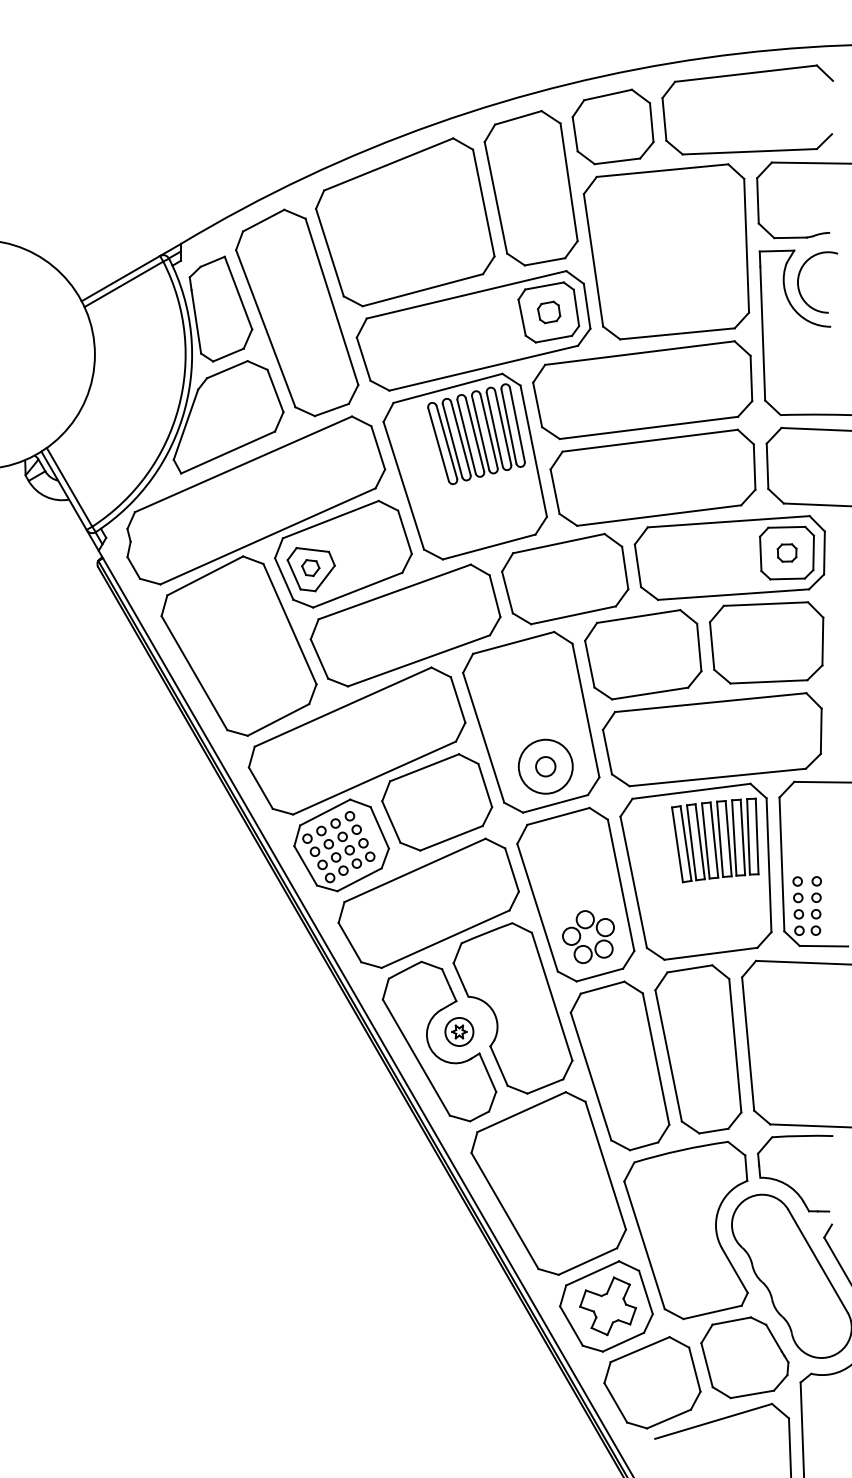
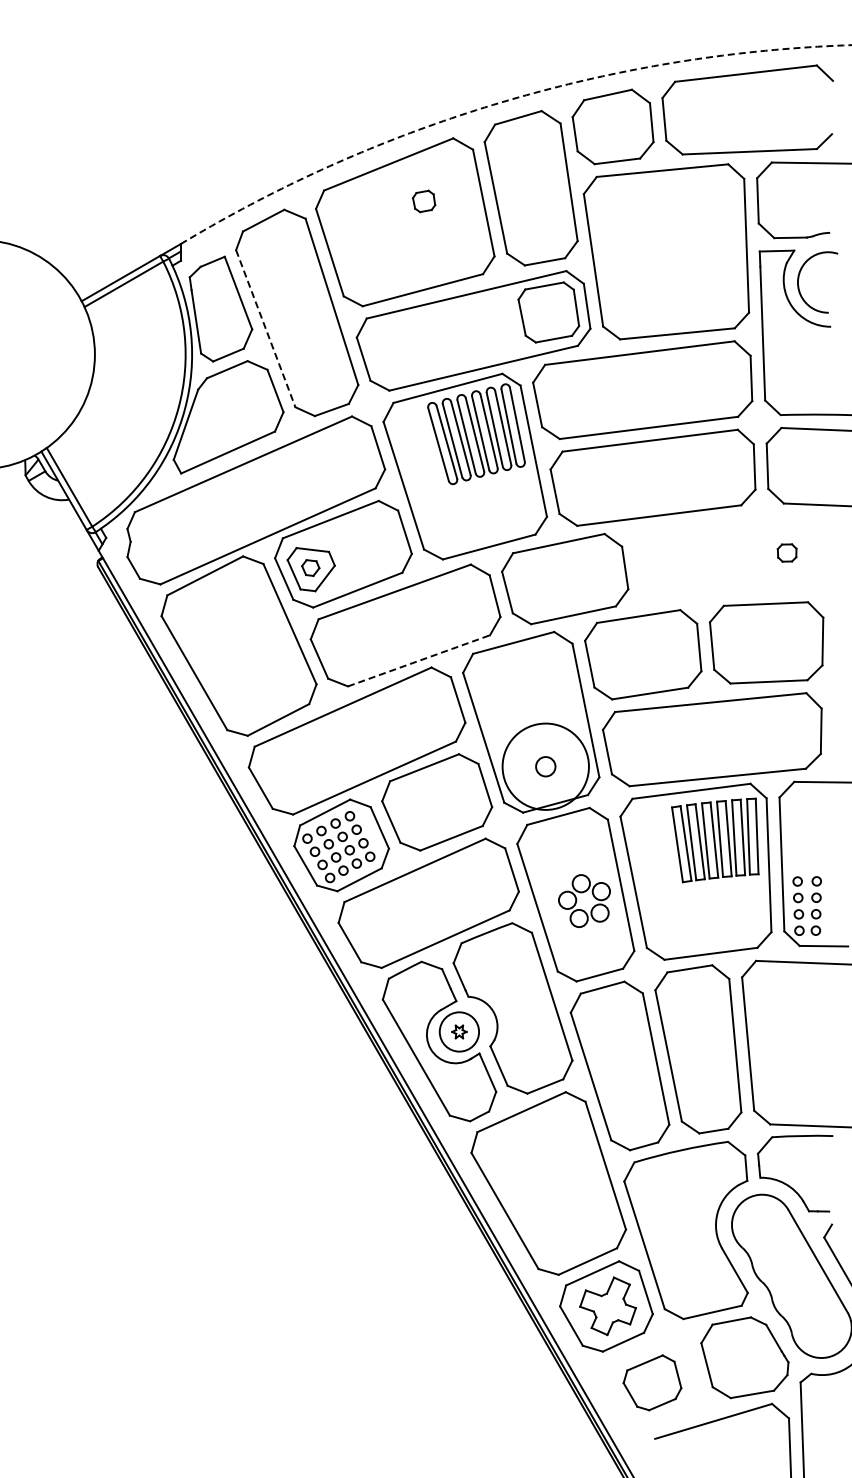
arc: solid -> dashed (501, 102)
part position: (549, 312) -> (424, 201) (424, 201)
line: solid -> dashed (265, 328)
part: present -> none (729, 557)
line: solid -> dashed (419, 660)
circle diameter: 54 px -> 86 px (545, 766)
part position: (581, 936) -> (577, 900) (577, 900)
circle diameter: 28 px -> 39 px (459, 1031)
part size: 99x94 px -> 61x58 px (652, 1382)
